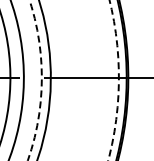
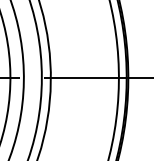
arc: dashed -> solid (41, 80)
arc: dashed -> solid (118, 80)
